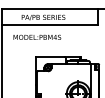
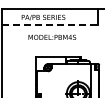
line: solid -> dashed (50, 25)
text position: (37, 36) -> (52, 36) (52, 36)
